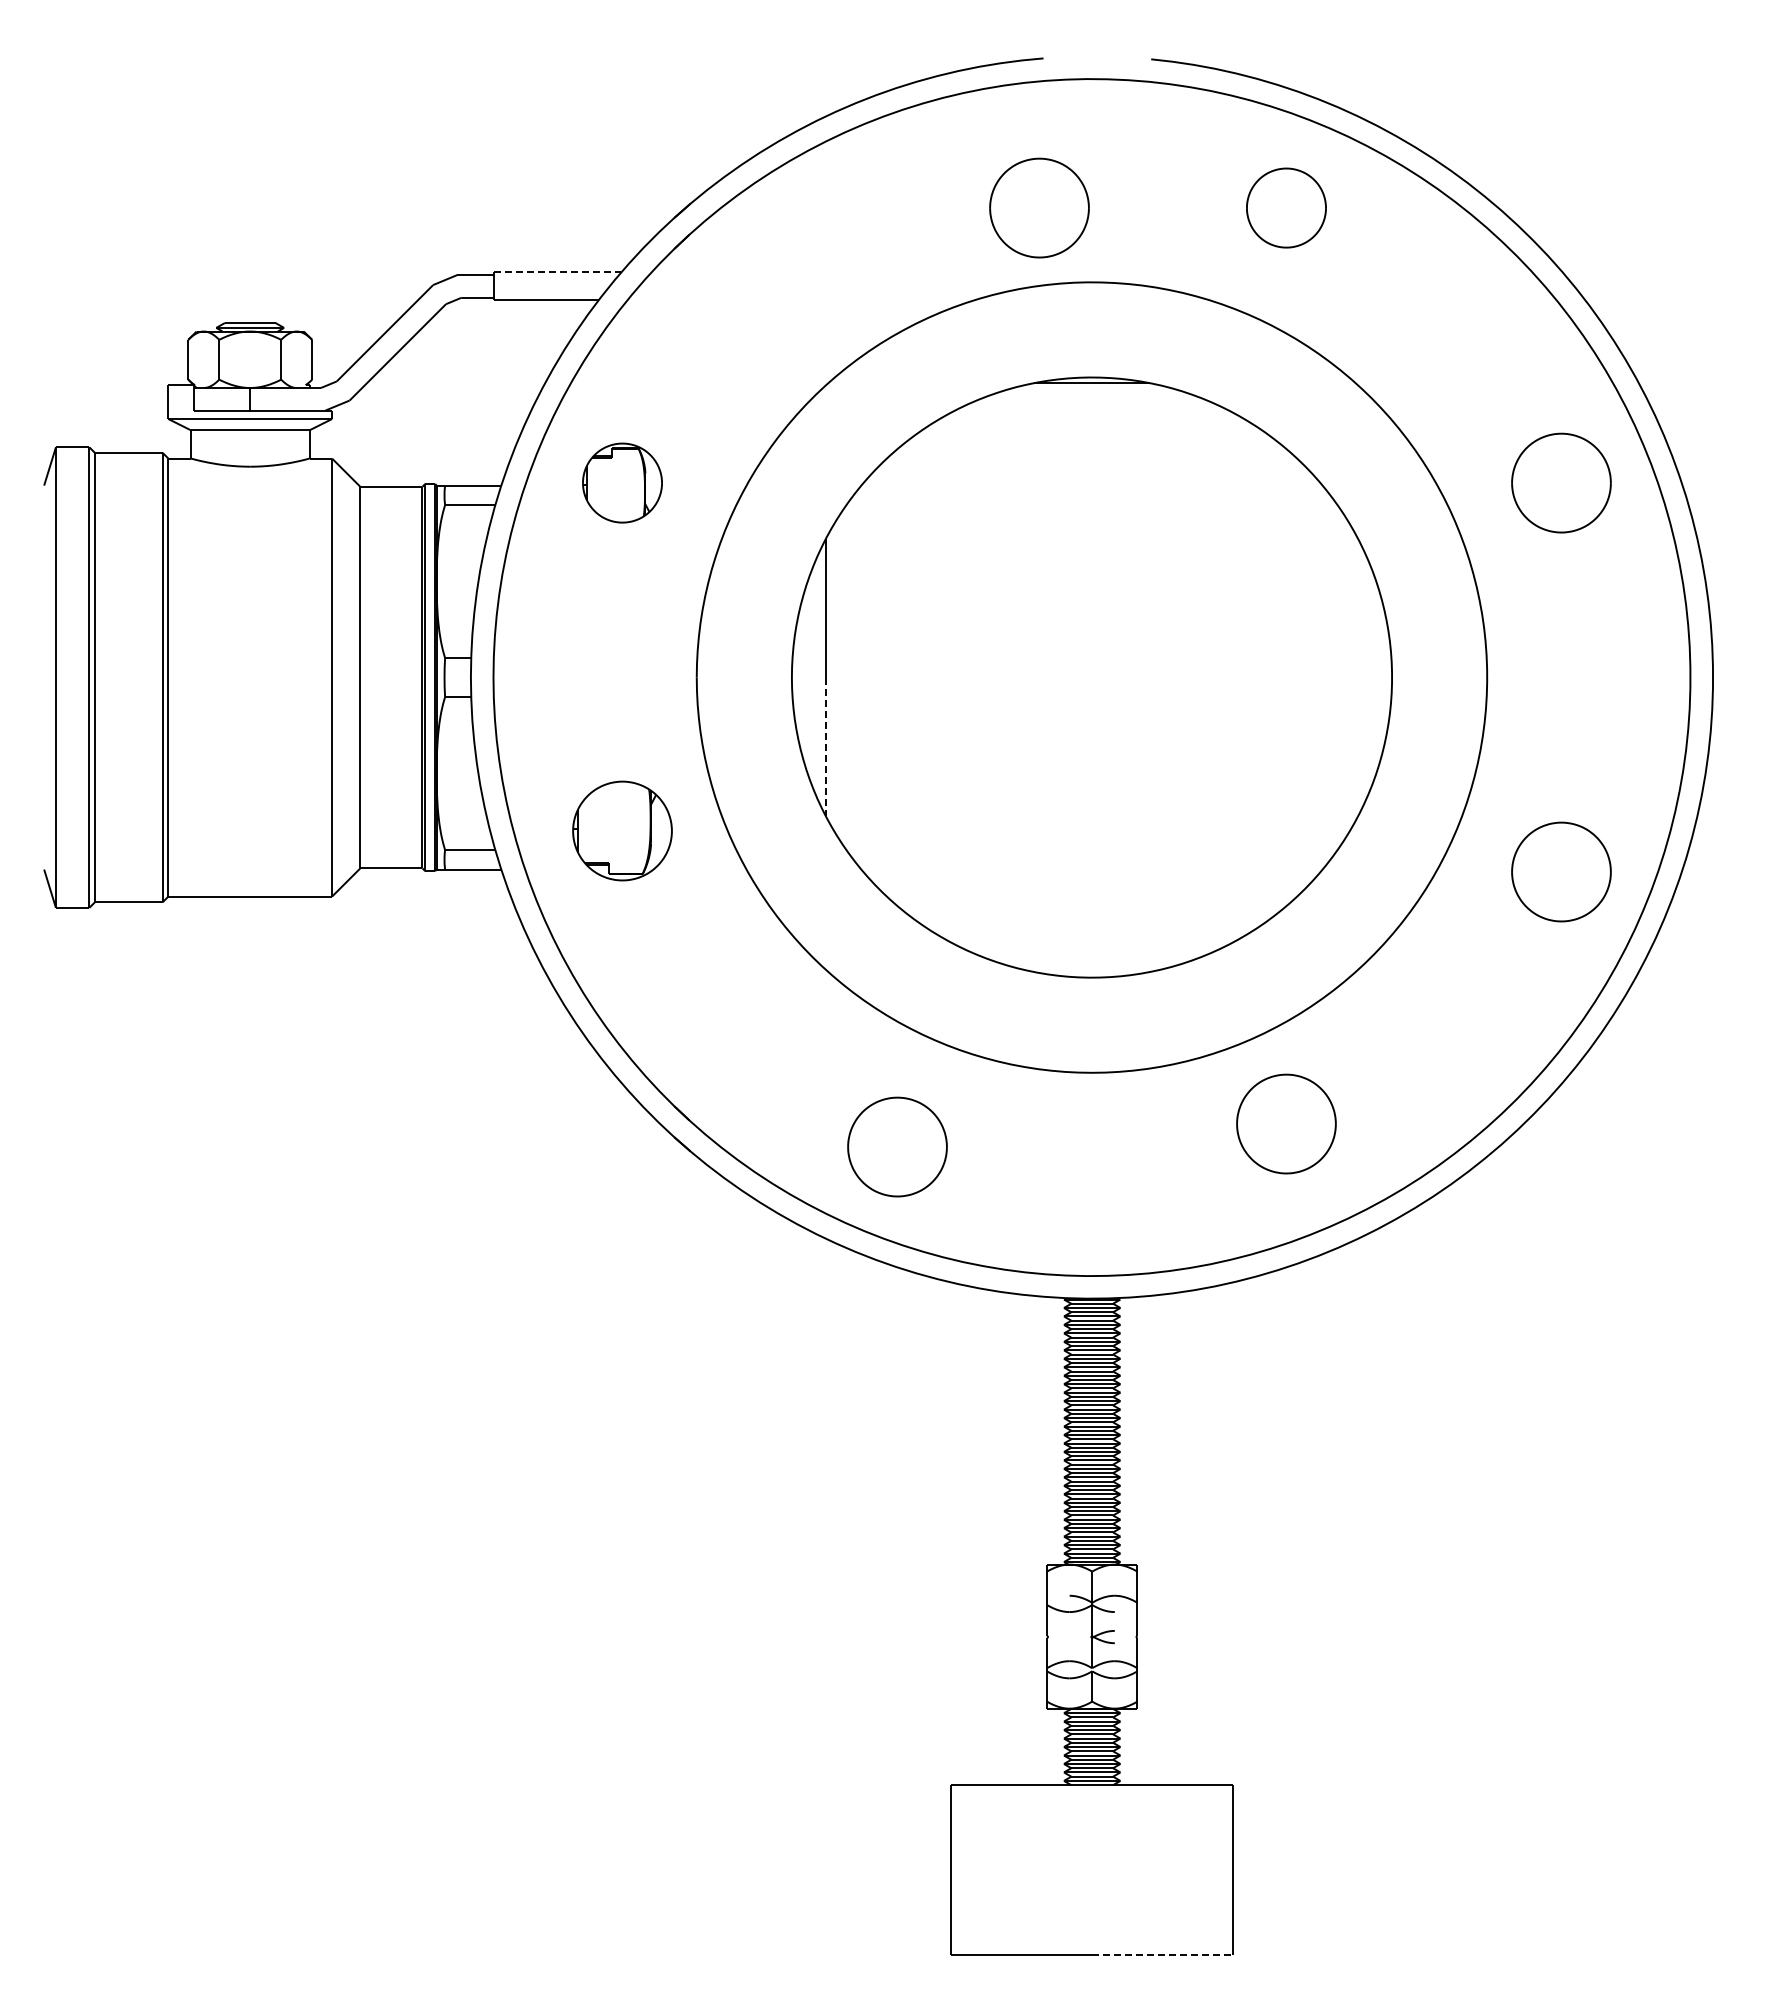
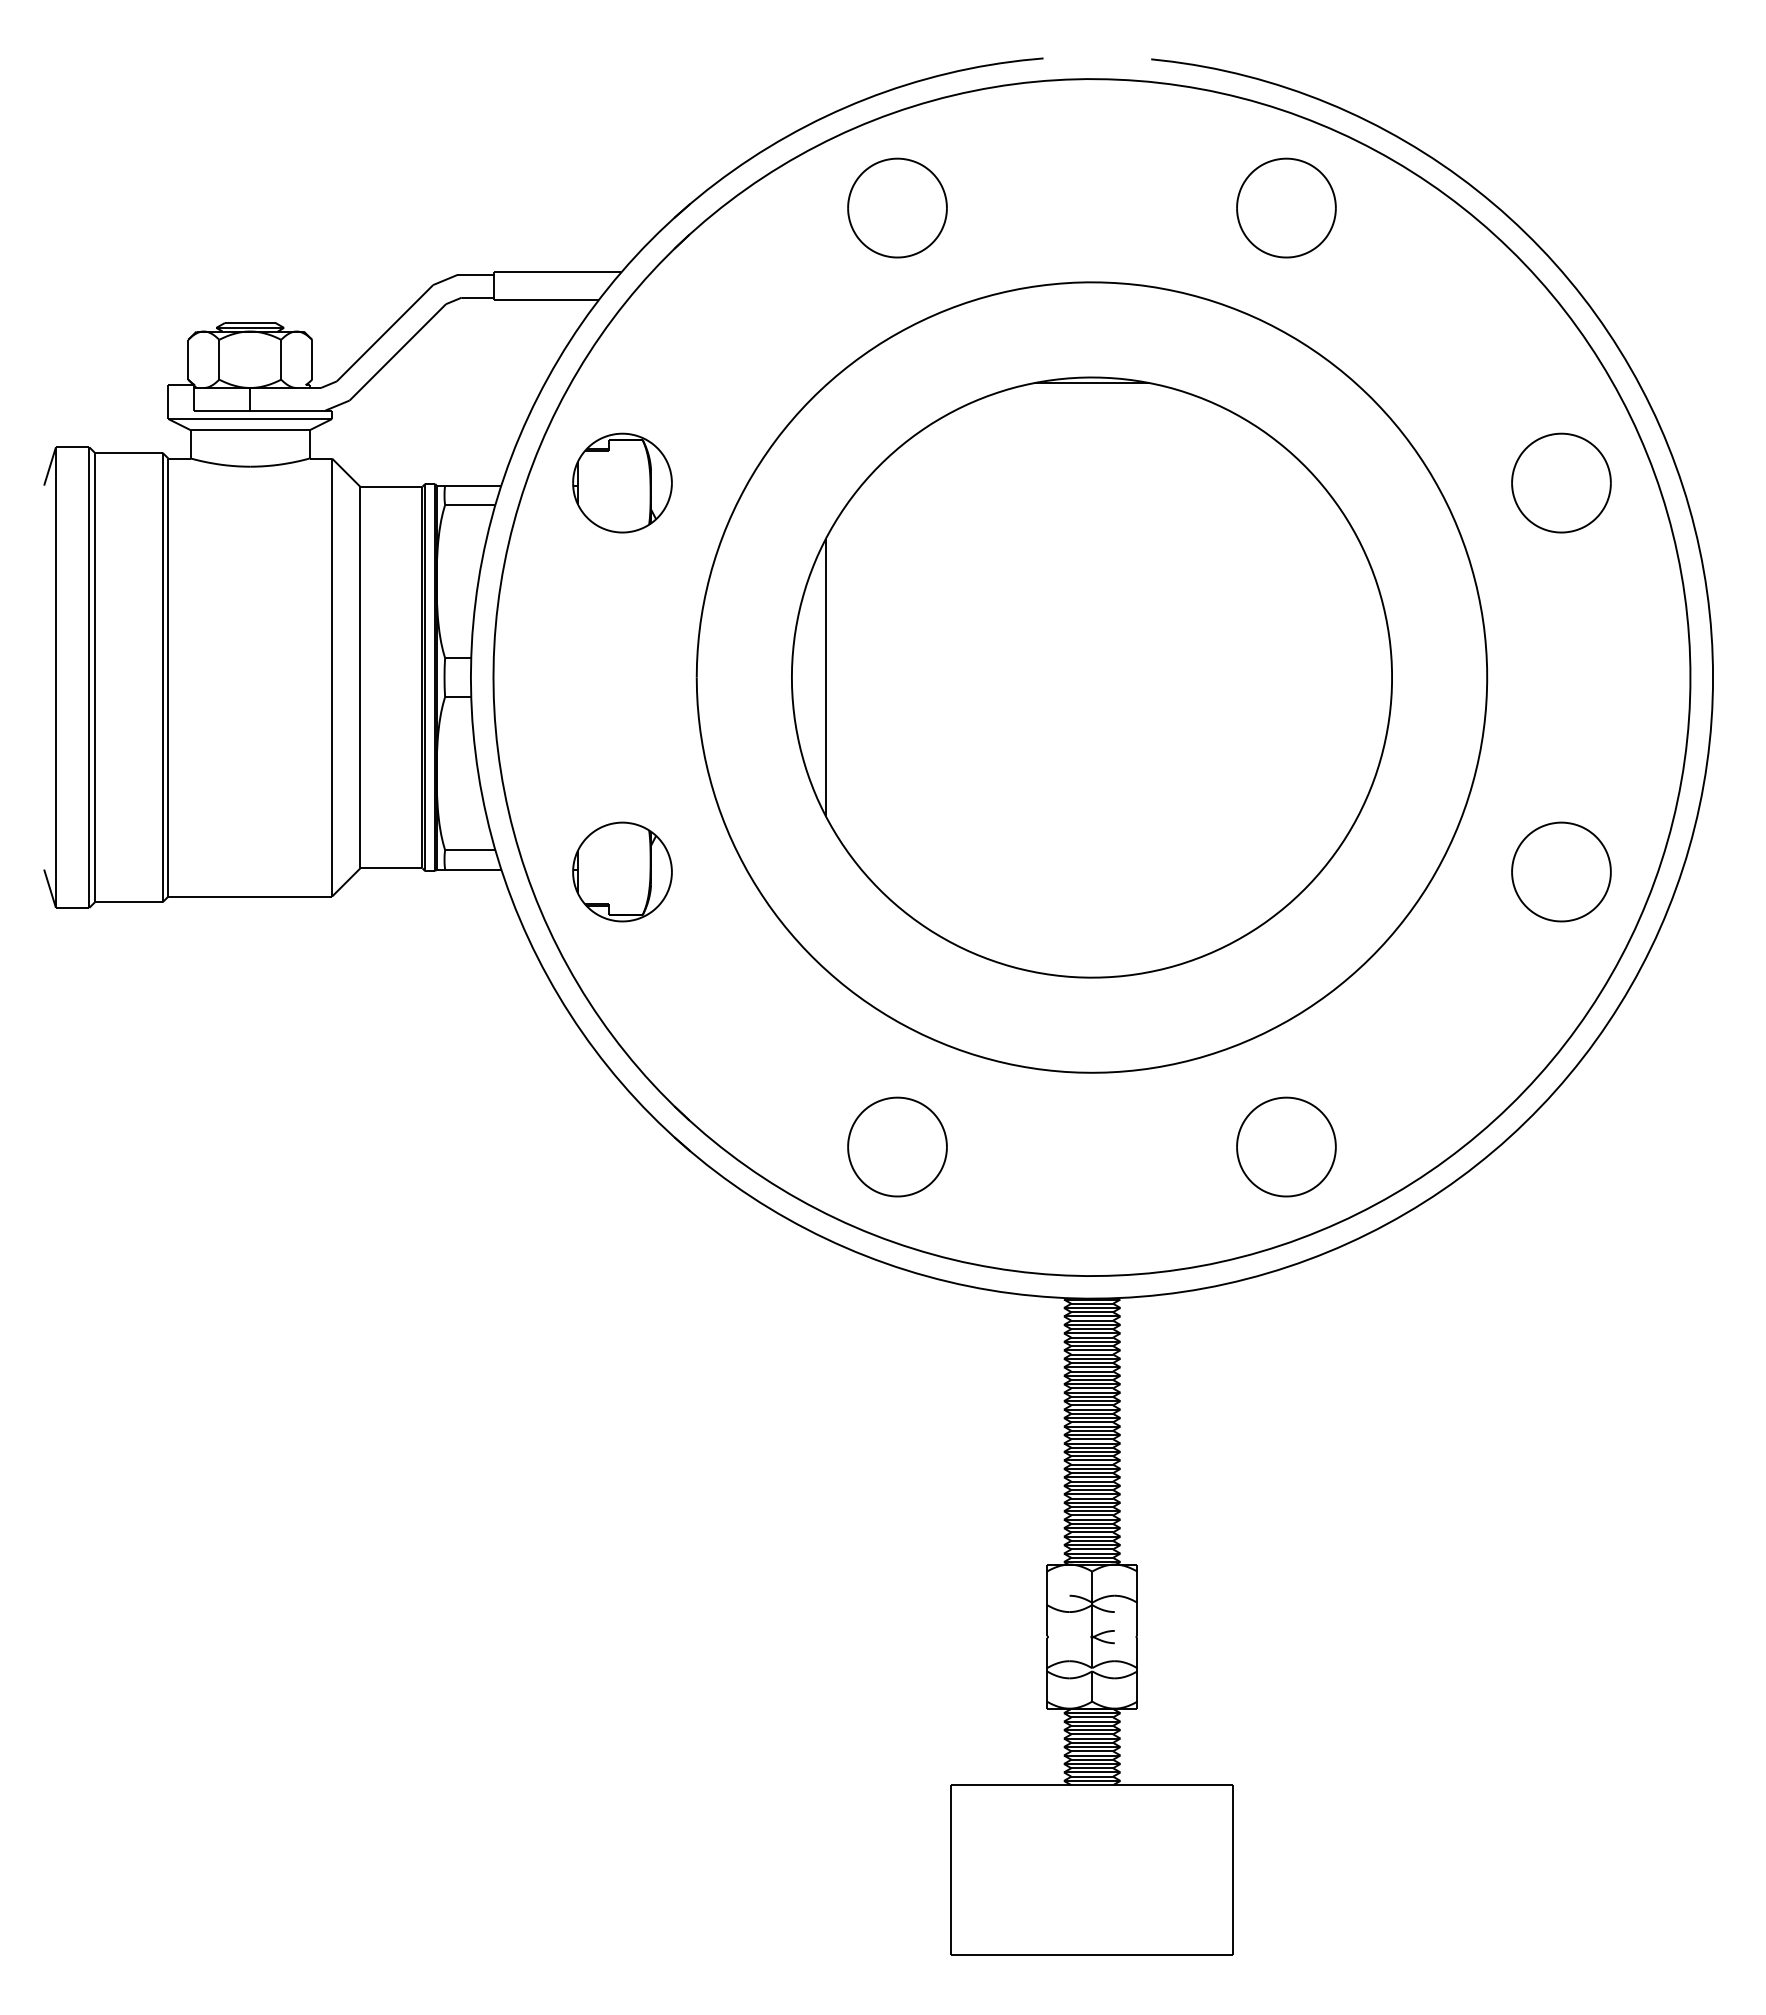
part position: (1039, 207) -> (897, 207) (897, 207)
part size: 81x82 px -> 101x102 px (1286, 207)
line: dashed -> solid (557, 272)
part size: 81x82 px -> 101x102 px (622, 482)
line: dashed -> solid (825, 747)
part position: (622, 830) -> (622, 871) (622, 871)
part position: (1286, 1123) -> (1286, 1146) (1286, 1146)
line: dashed -> solid (1162, 1954)
